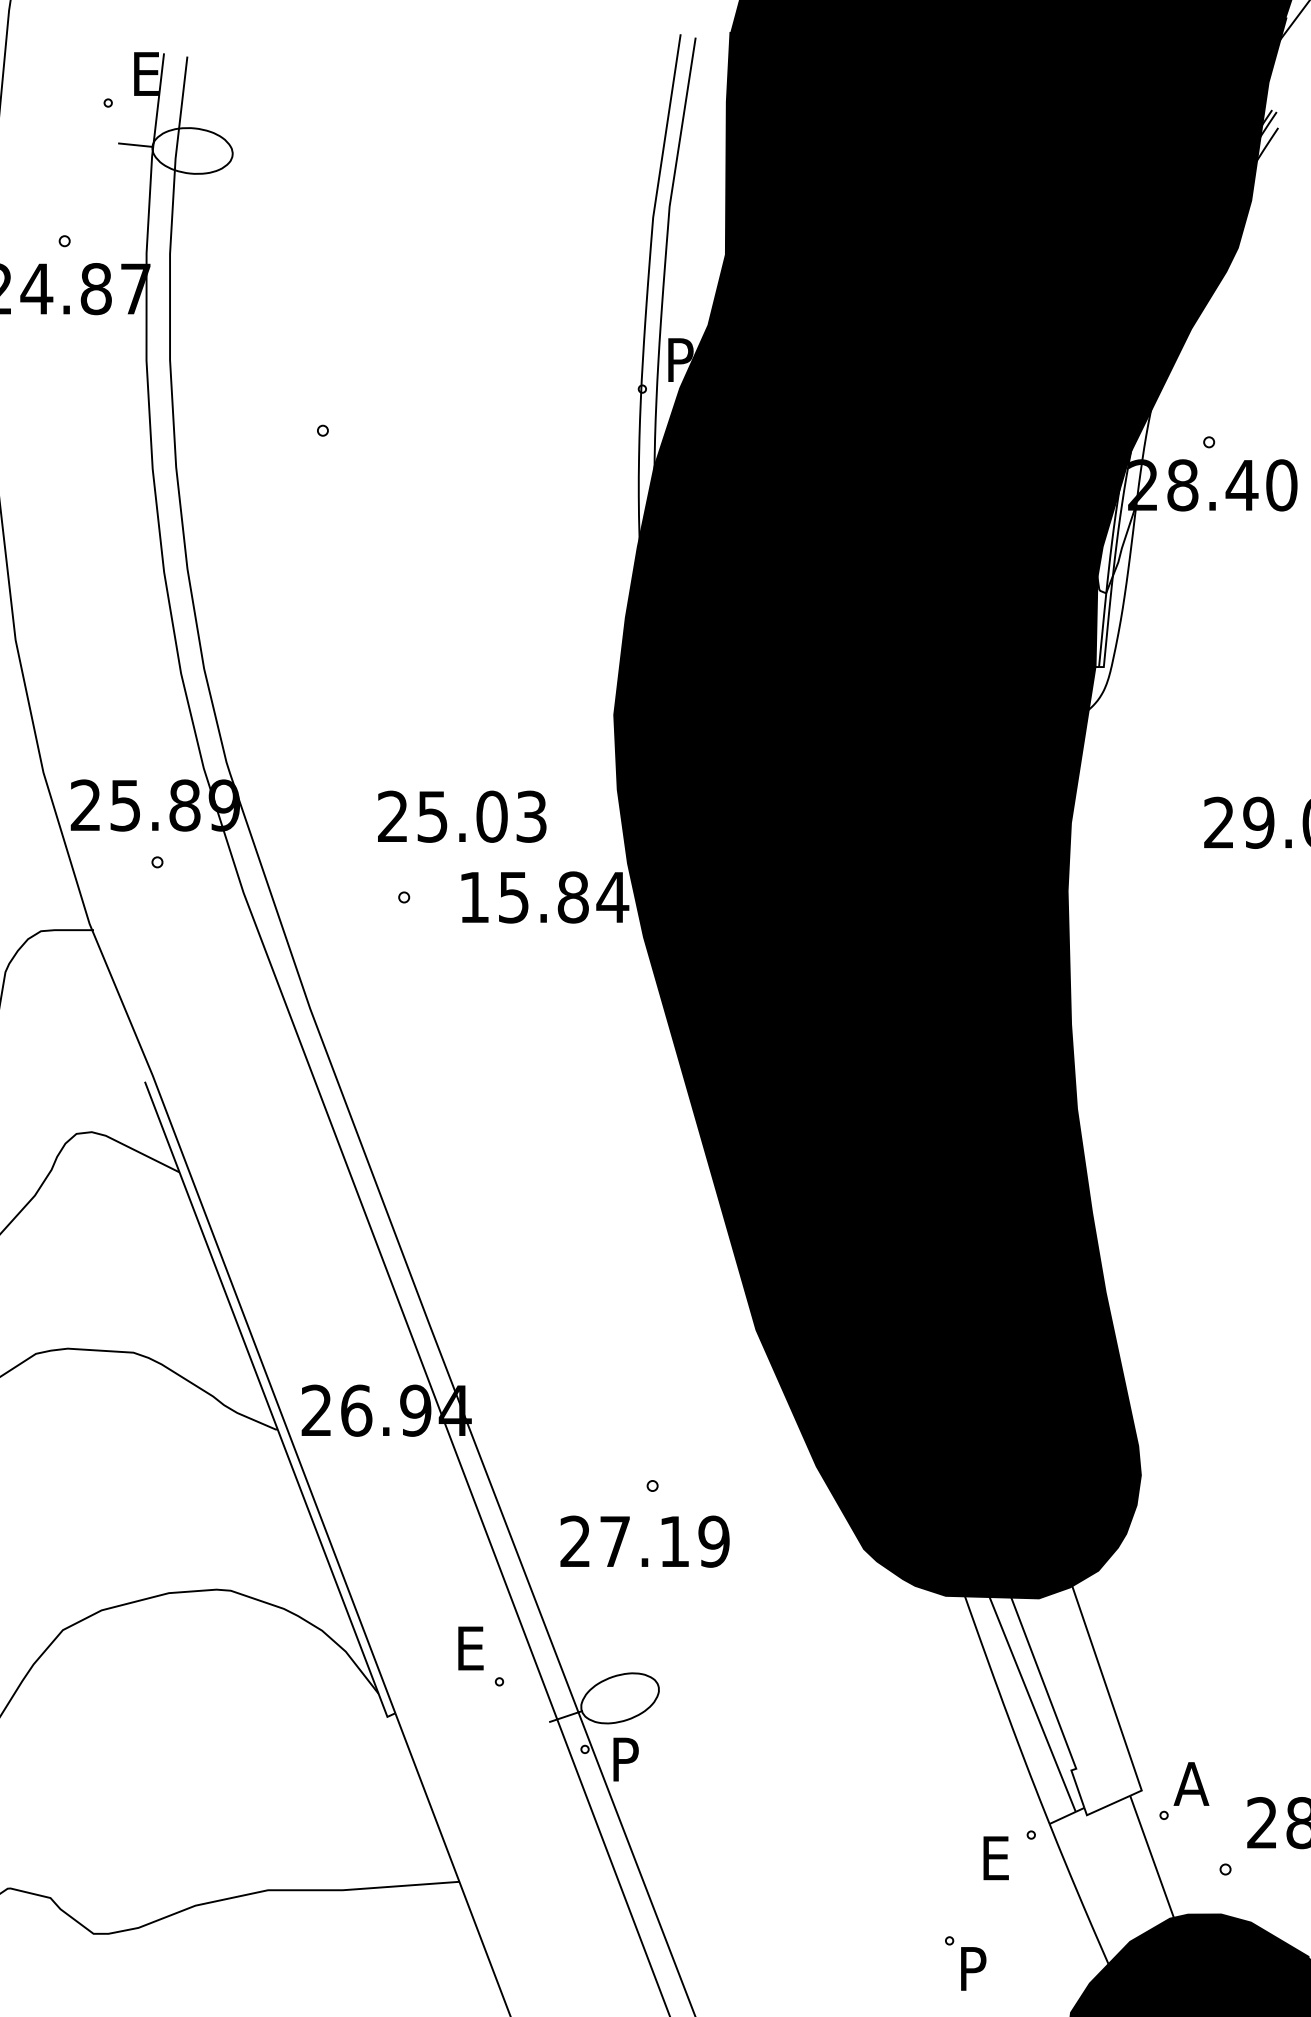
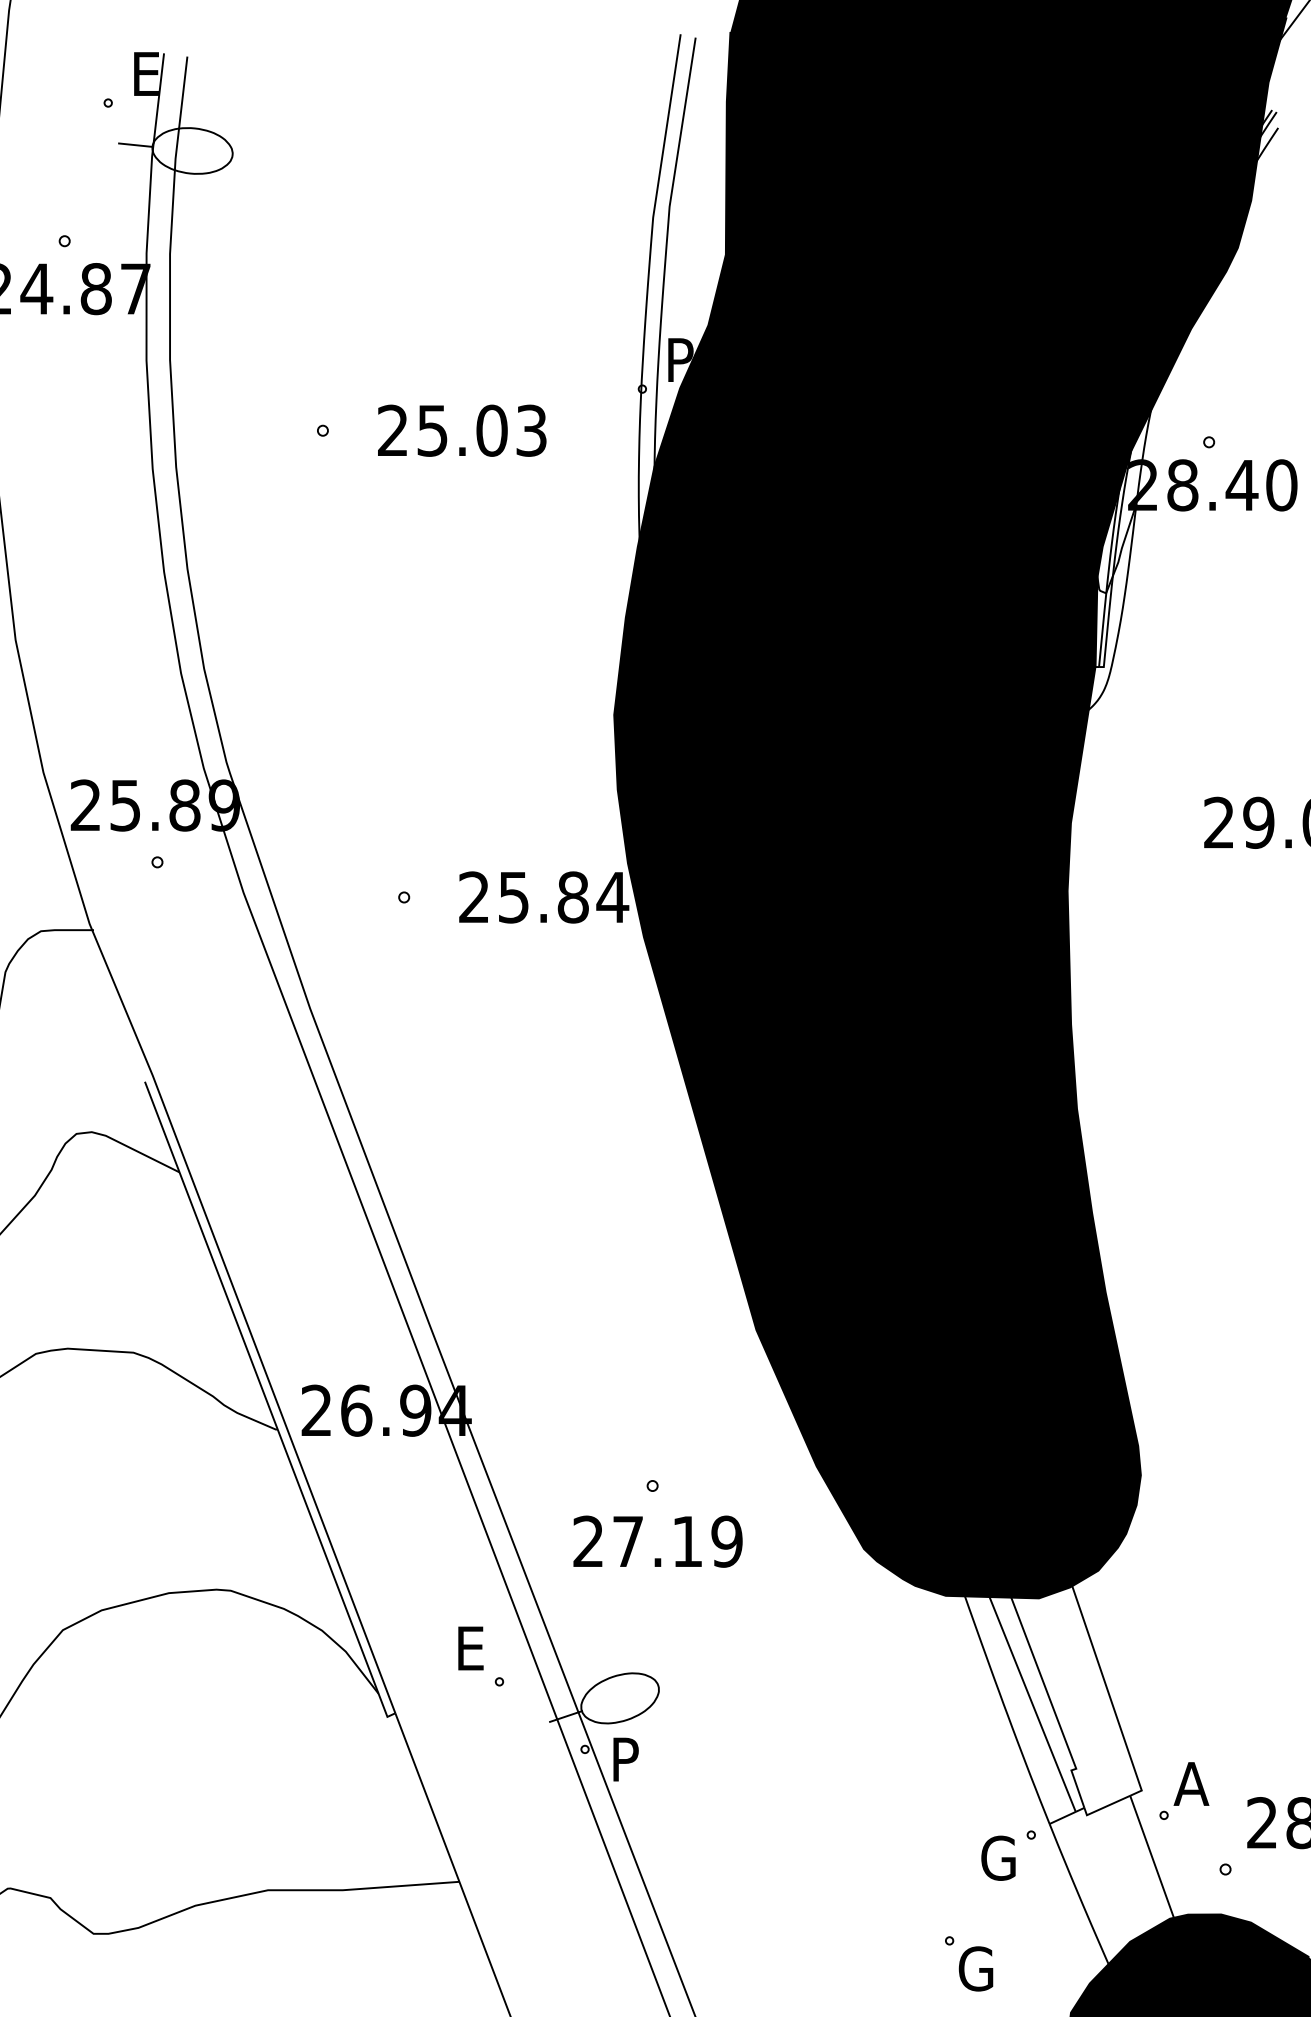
text position: (462, 816) -> (462, 430) (462, 430)
text: 15.84 -> 25.84 (473, 896)
text position: (644, 1541) -> (657, 1541) (657, 1541)
text: E -> G (998, 1857)
text: P -> G (975, 1968)
